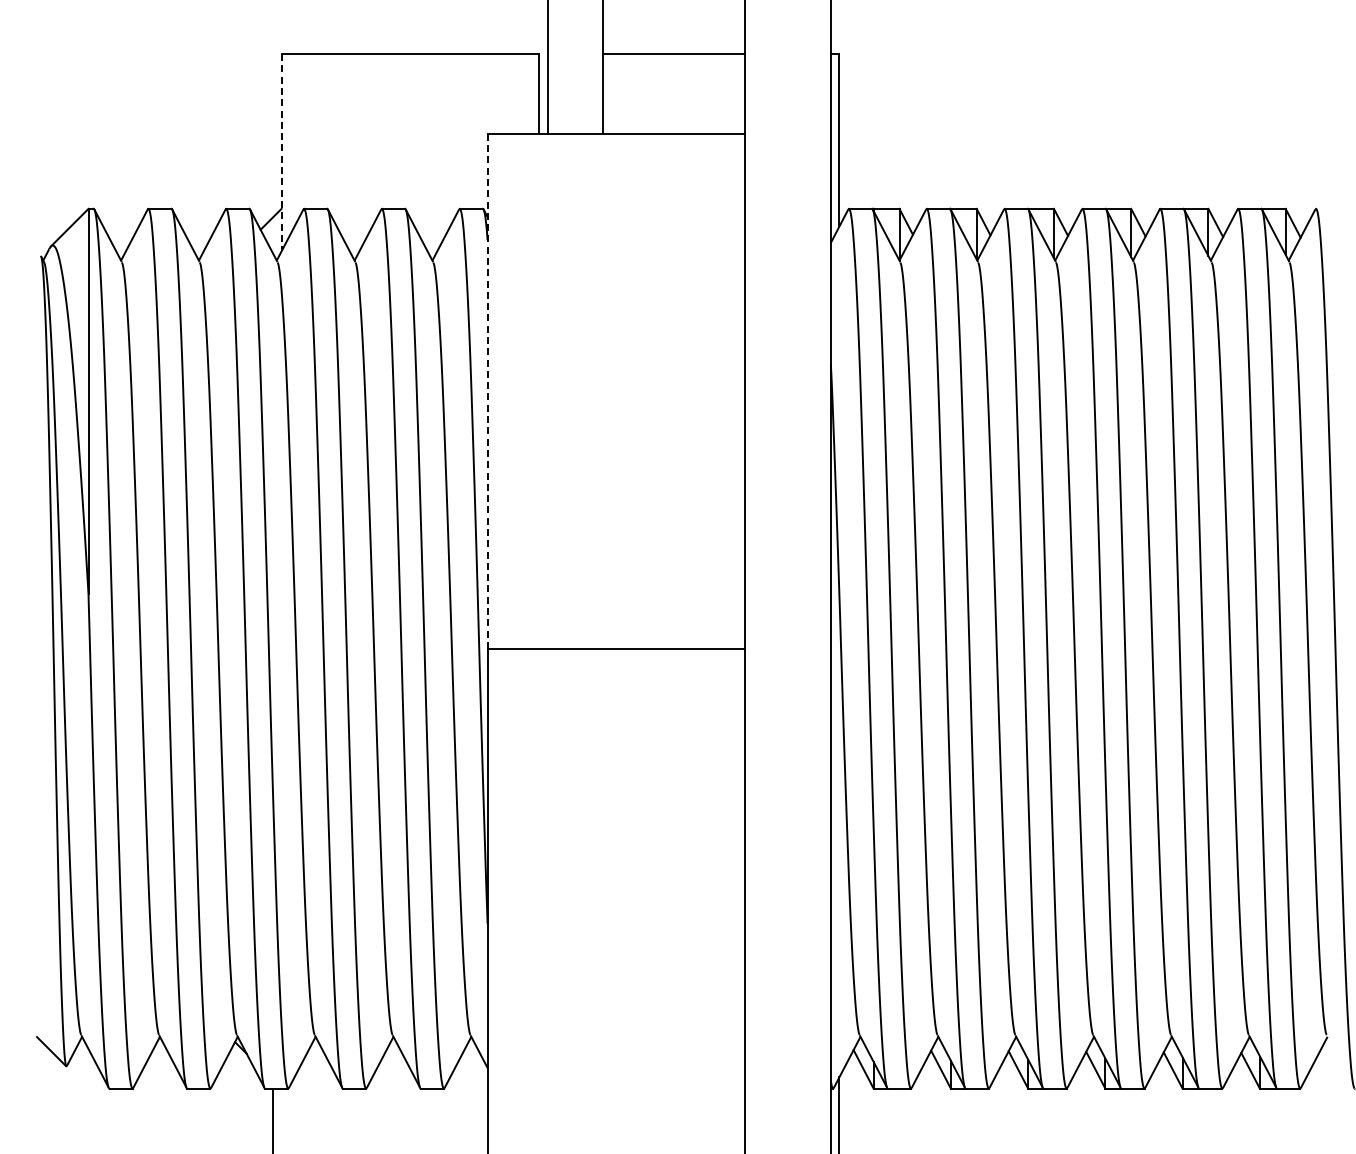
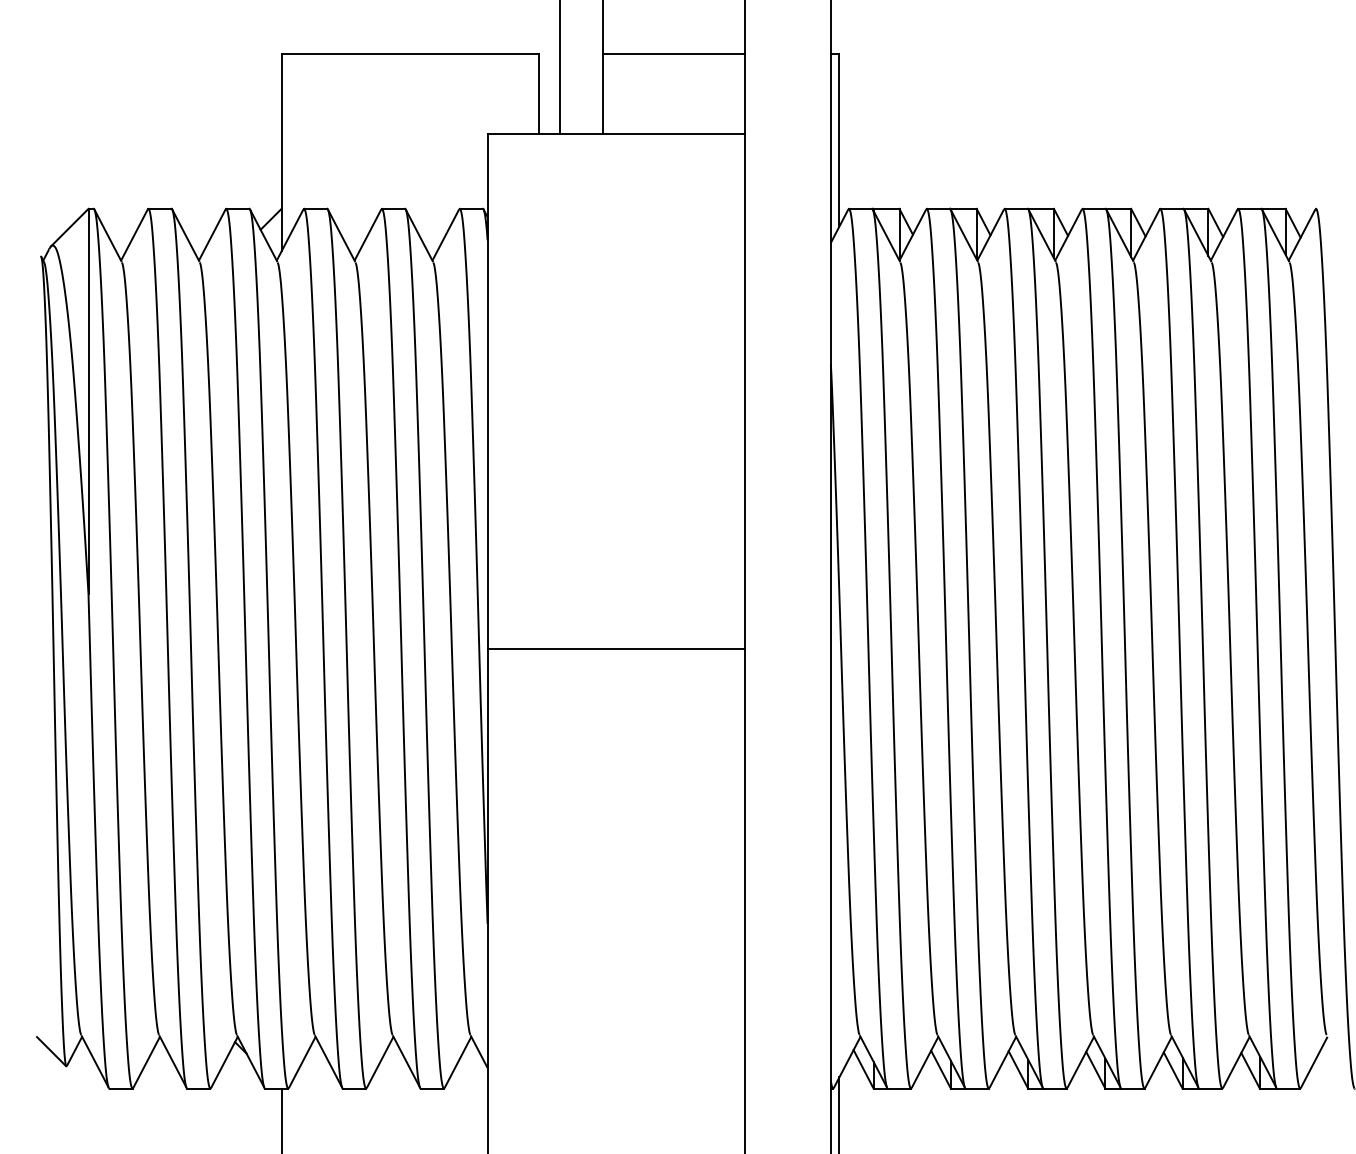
line position: (548, 67) -> (560, 67) (560, 67)
line: dashed -> solid (281, 152)
line: dashed -> solid (487, 391)
line position: (272, 1119) -> (281, 1119) (281, 1119)
